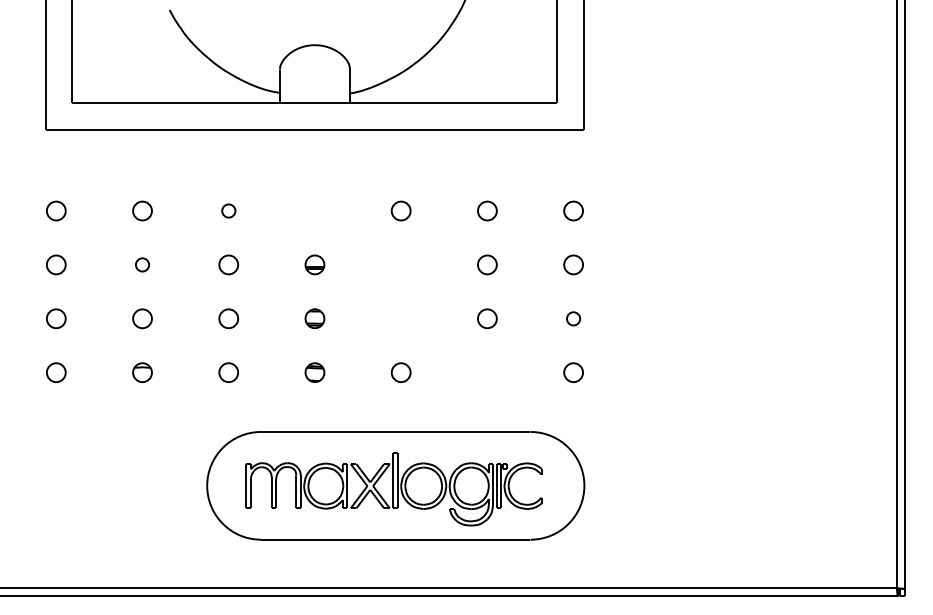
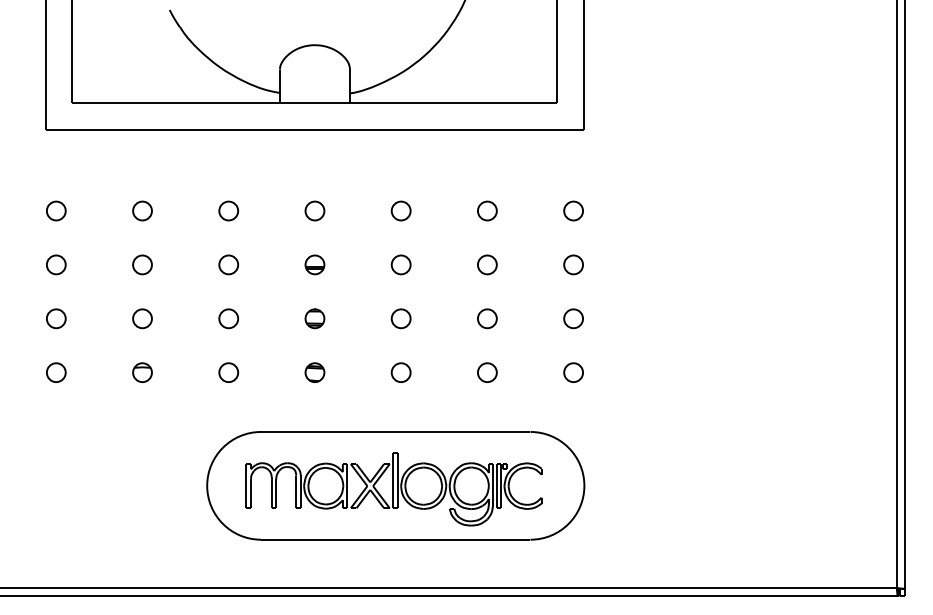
part size: 16x16 px -> 22x22 px (228, 210)
part: none -> present (314, 210)
part size: 15x16 px -> 21x22 px (142, 264)
part: none -> present (400, 264)
part: none -> present (400, 318)
part size: 15x16 px -> 21x22 px (573, 318)
part: none -> present (487, 372)
